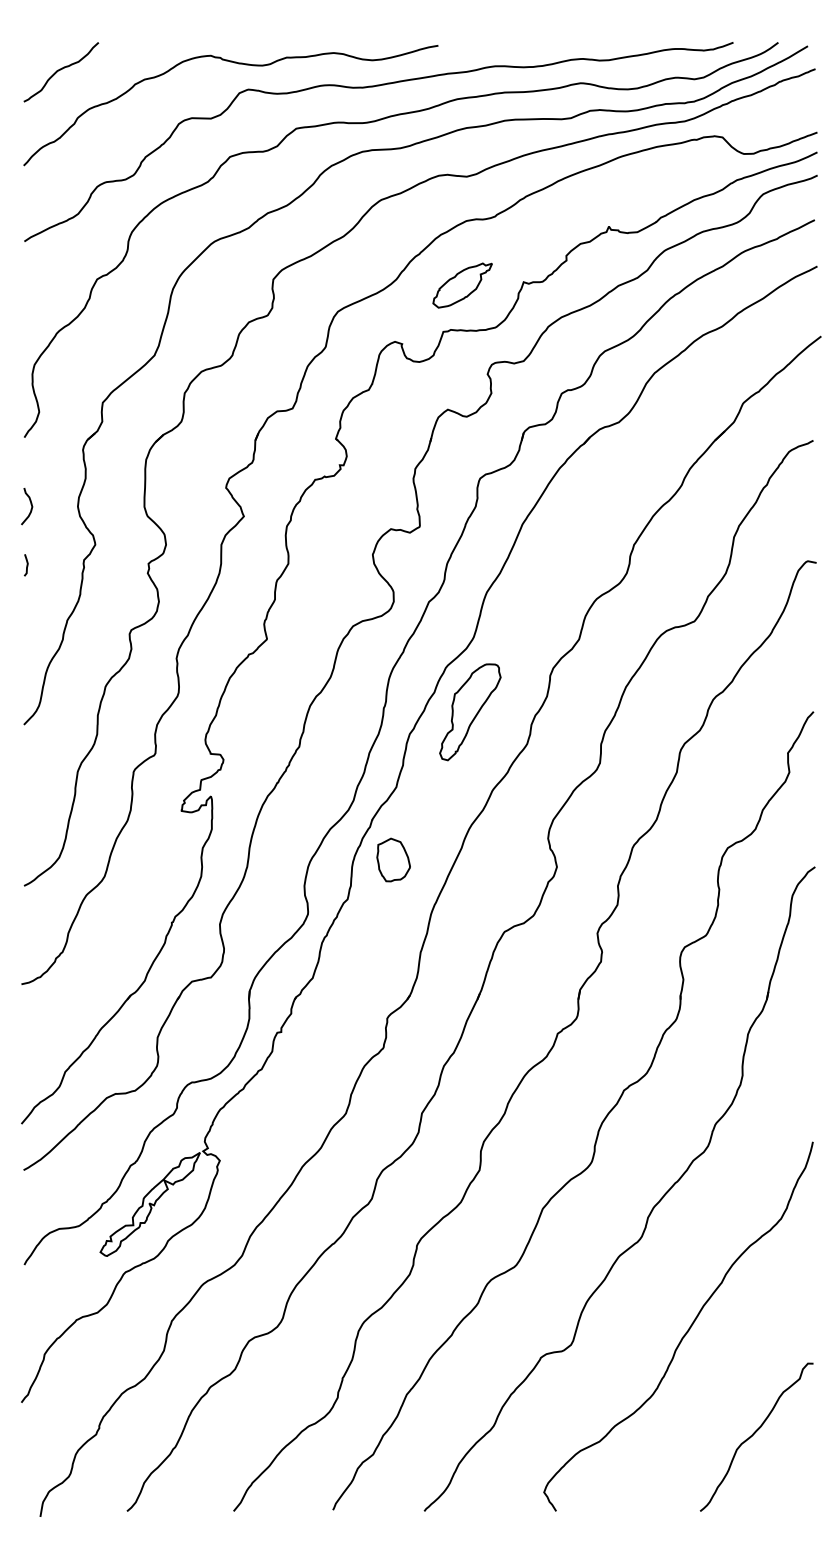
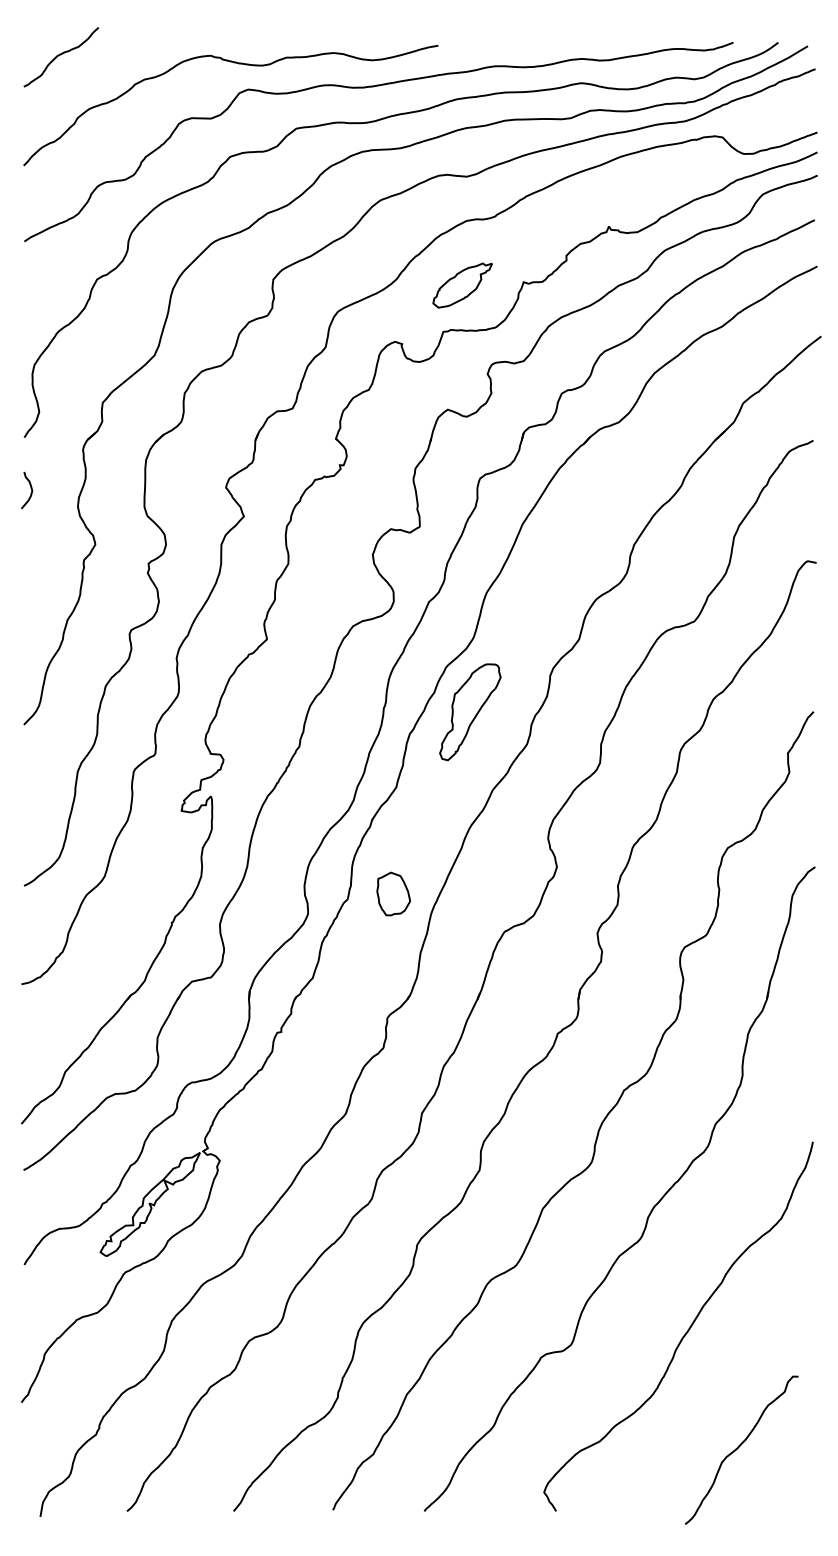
curve position: (60, 70) -> (60, 55) (60, 55)
curve position: (30, 504) -> (30, 488) (30, 488)
curve: present -> none (26, 565)
part position: (393, 859) -> (393, 893) (393, 893)
curve position: (754, 1434) -> (739, 1447) (739, 1447)
